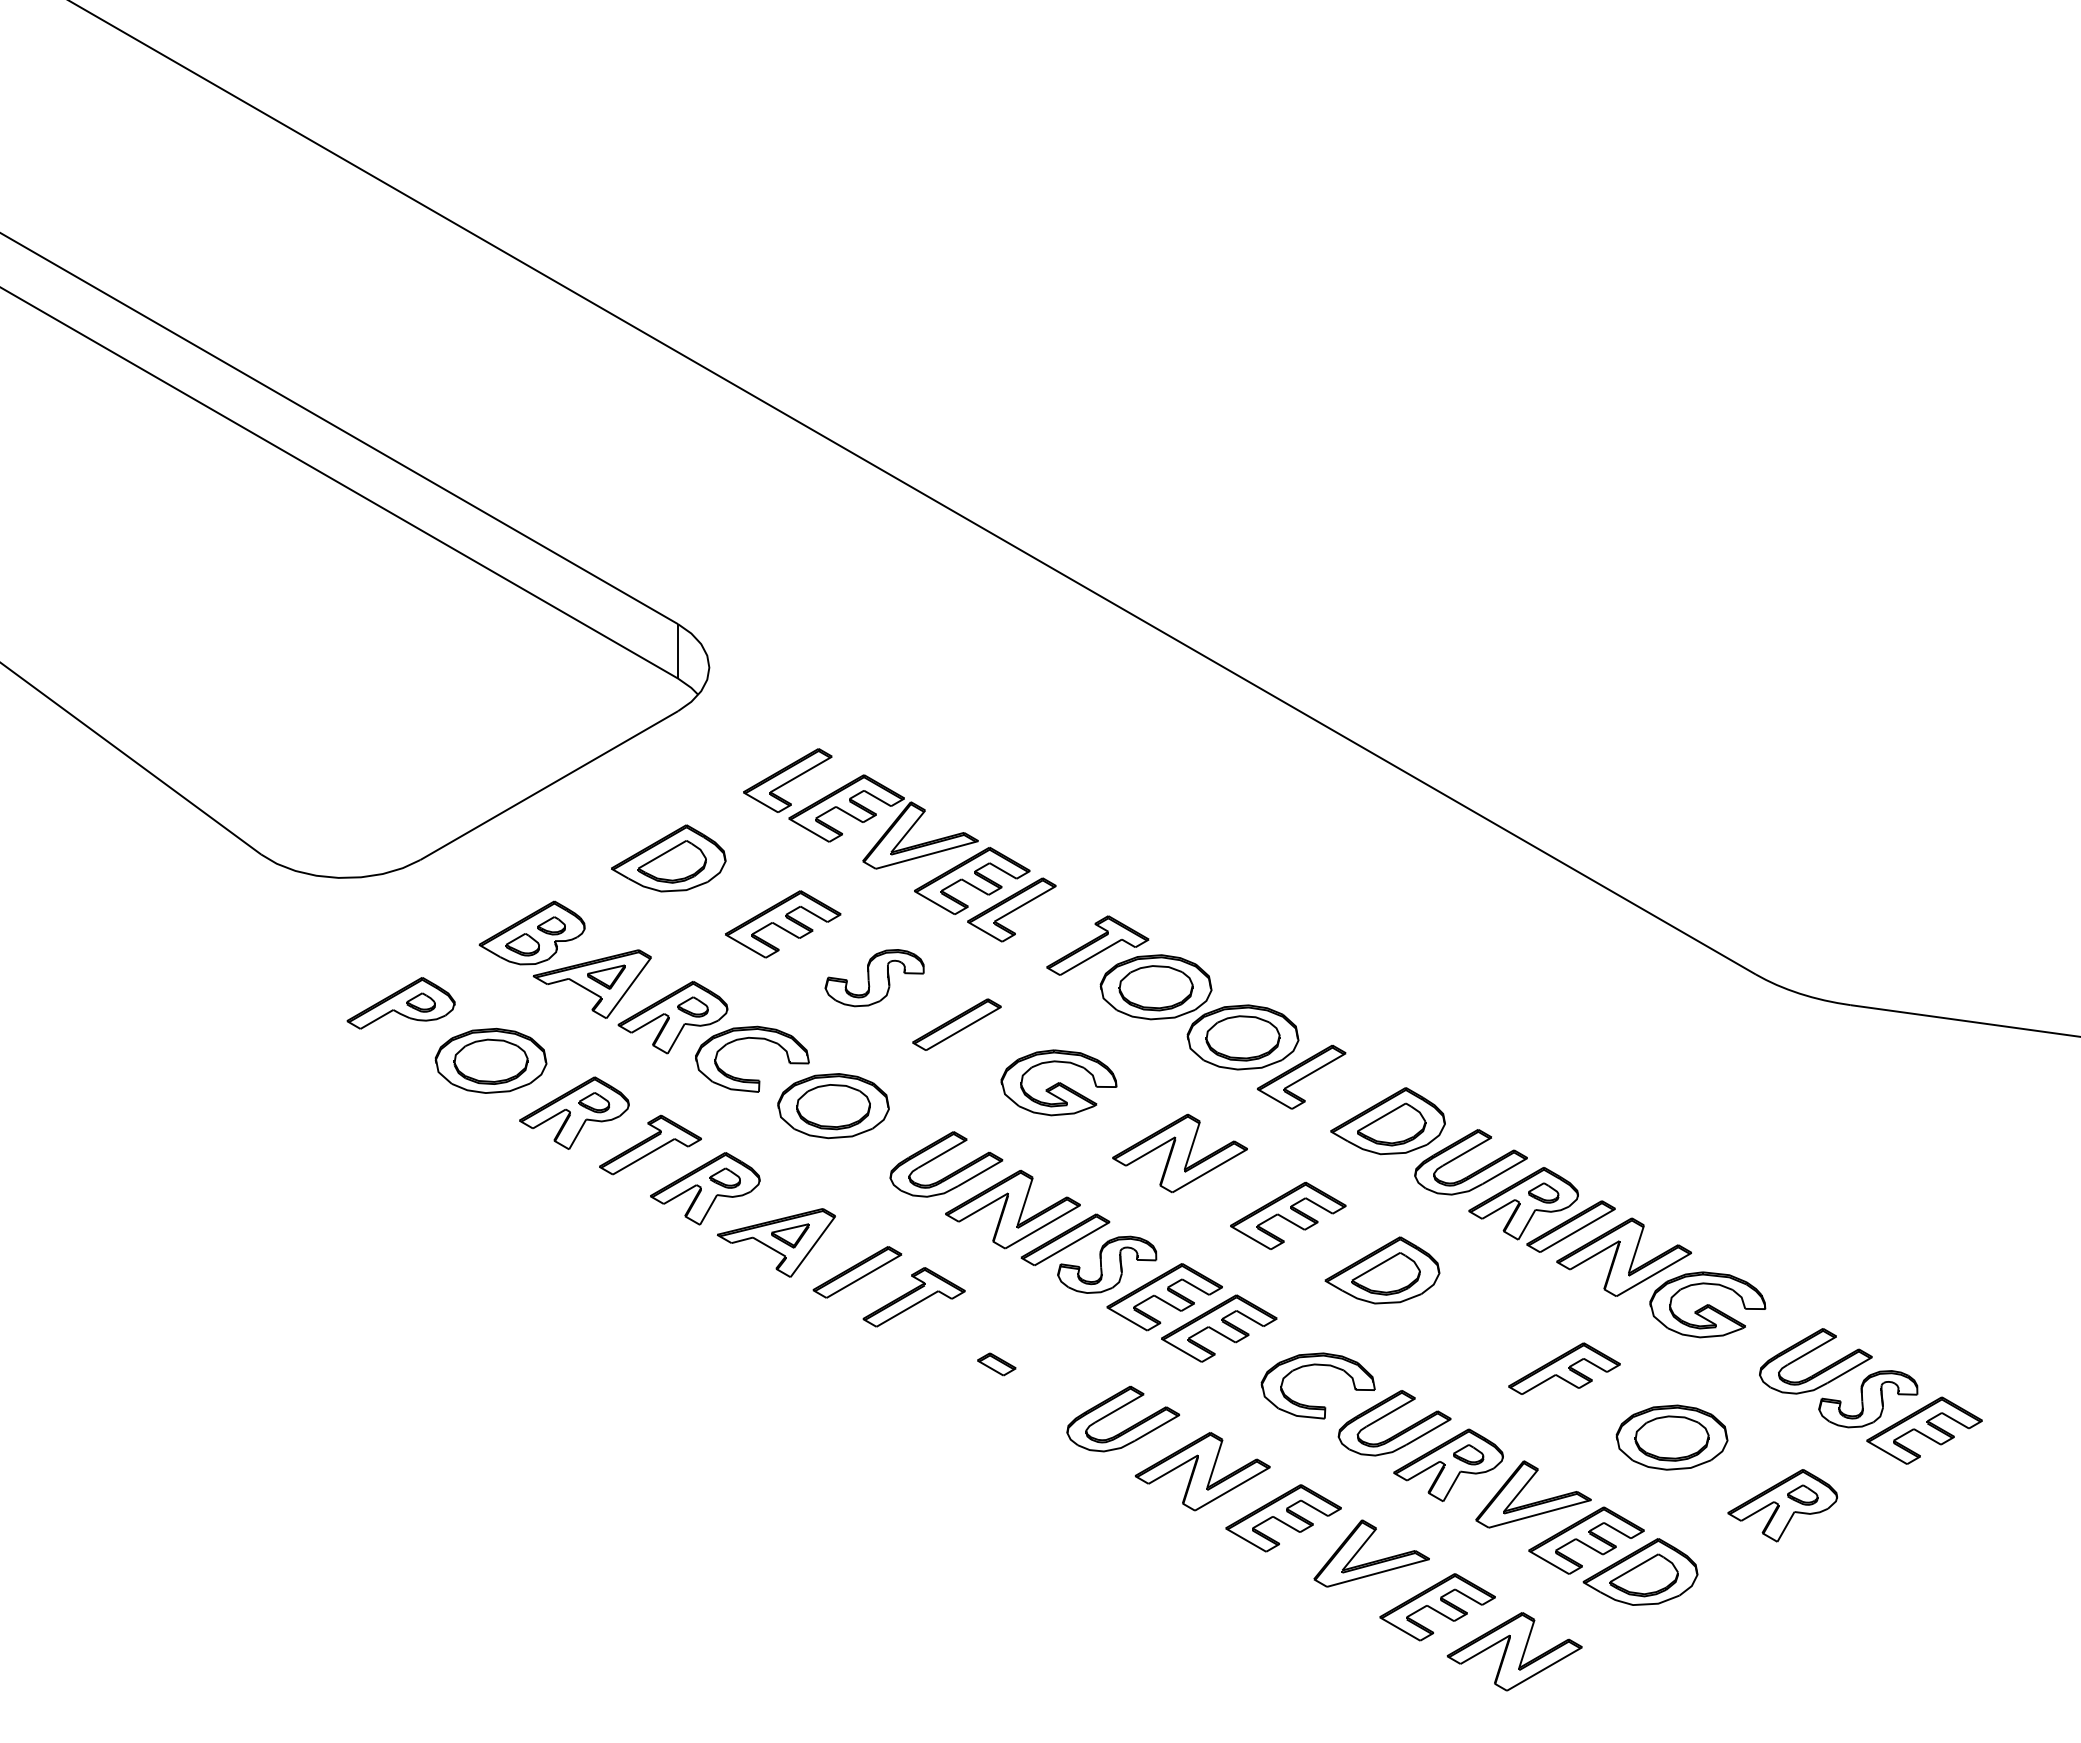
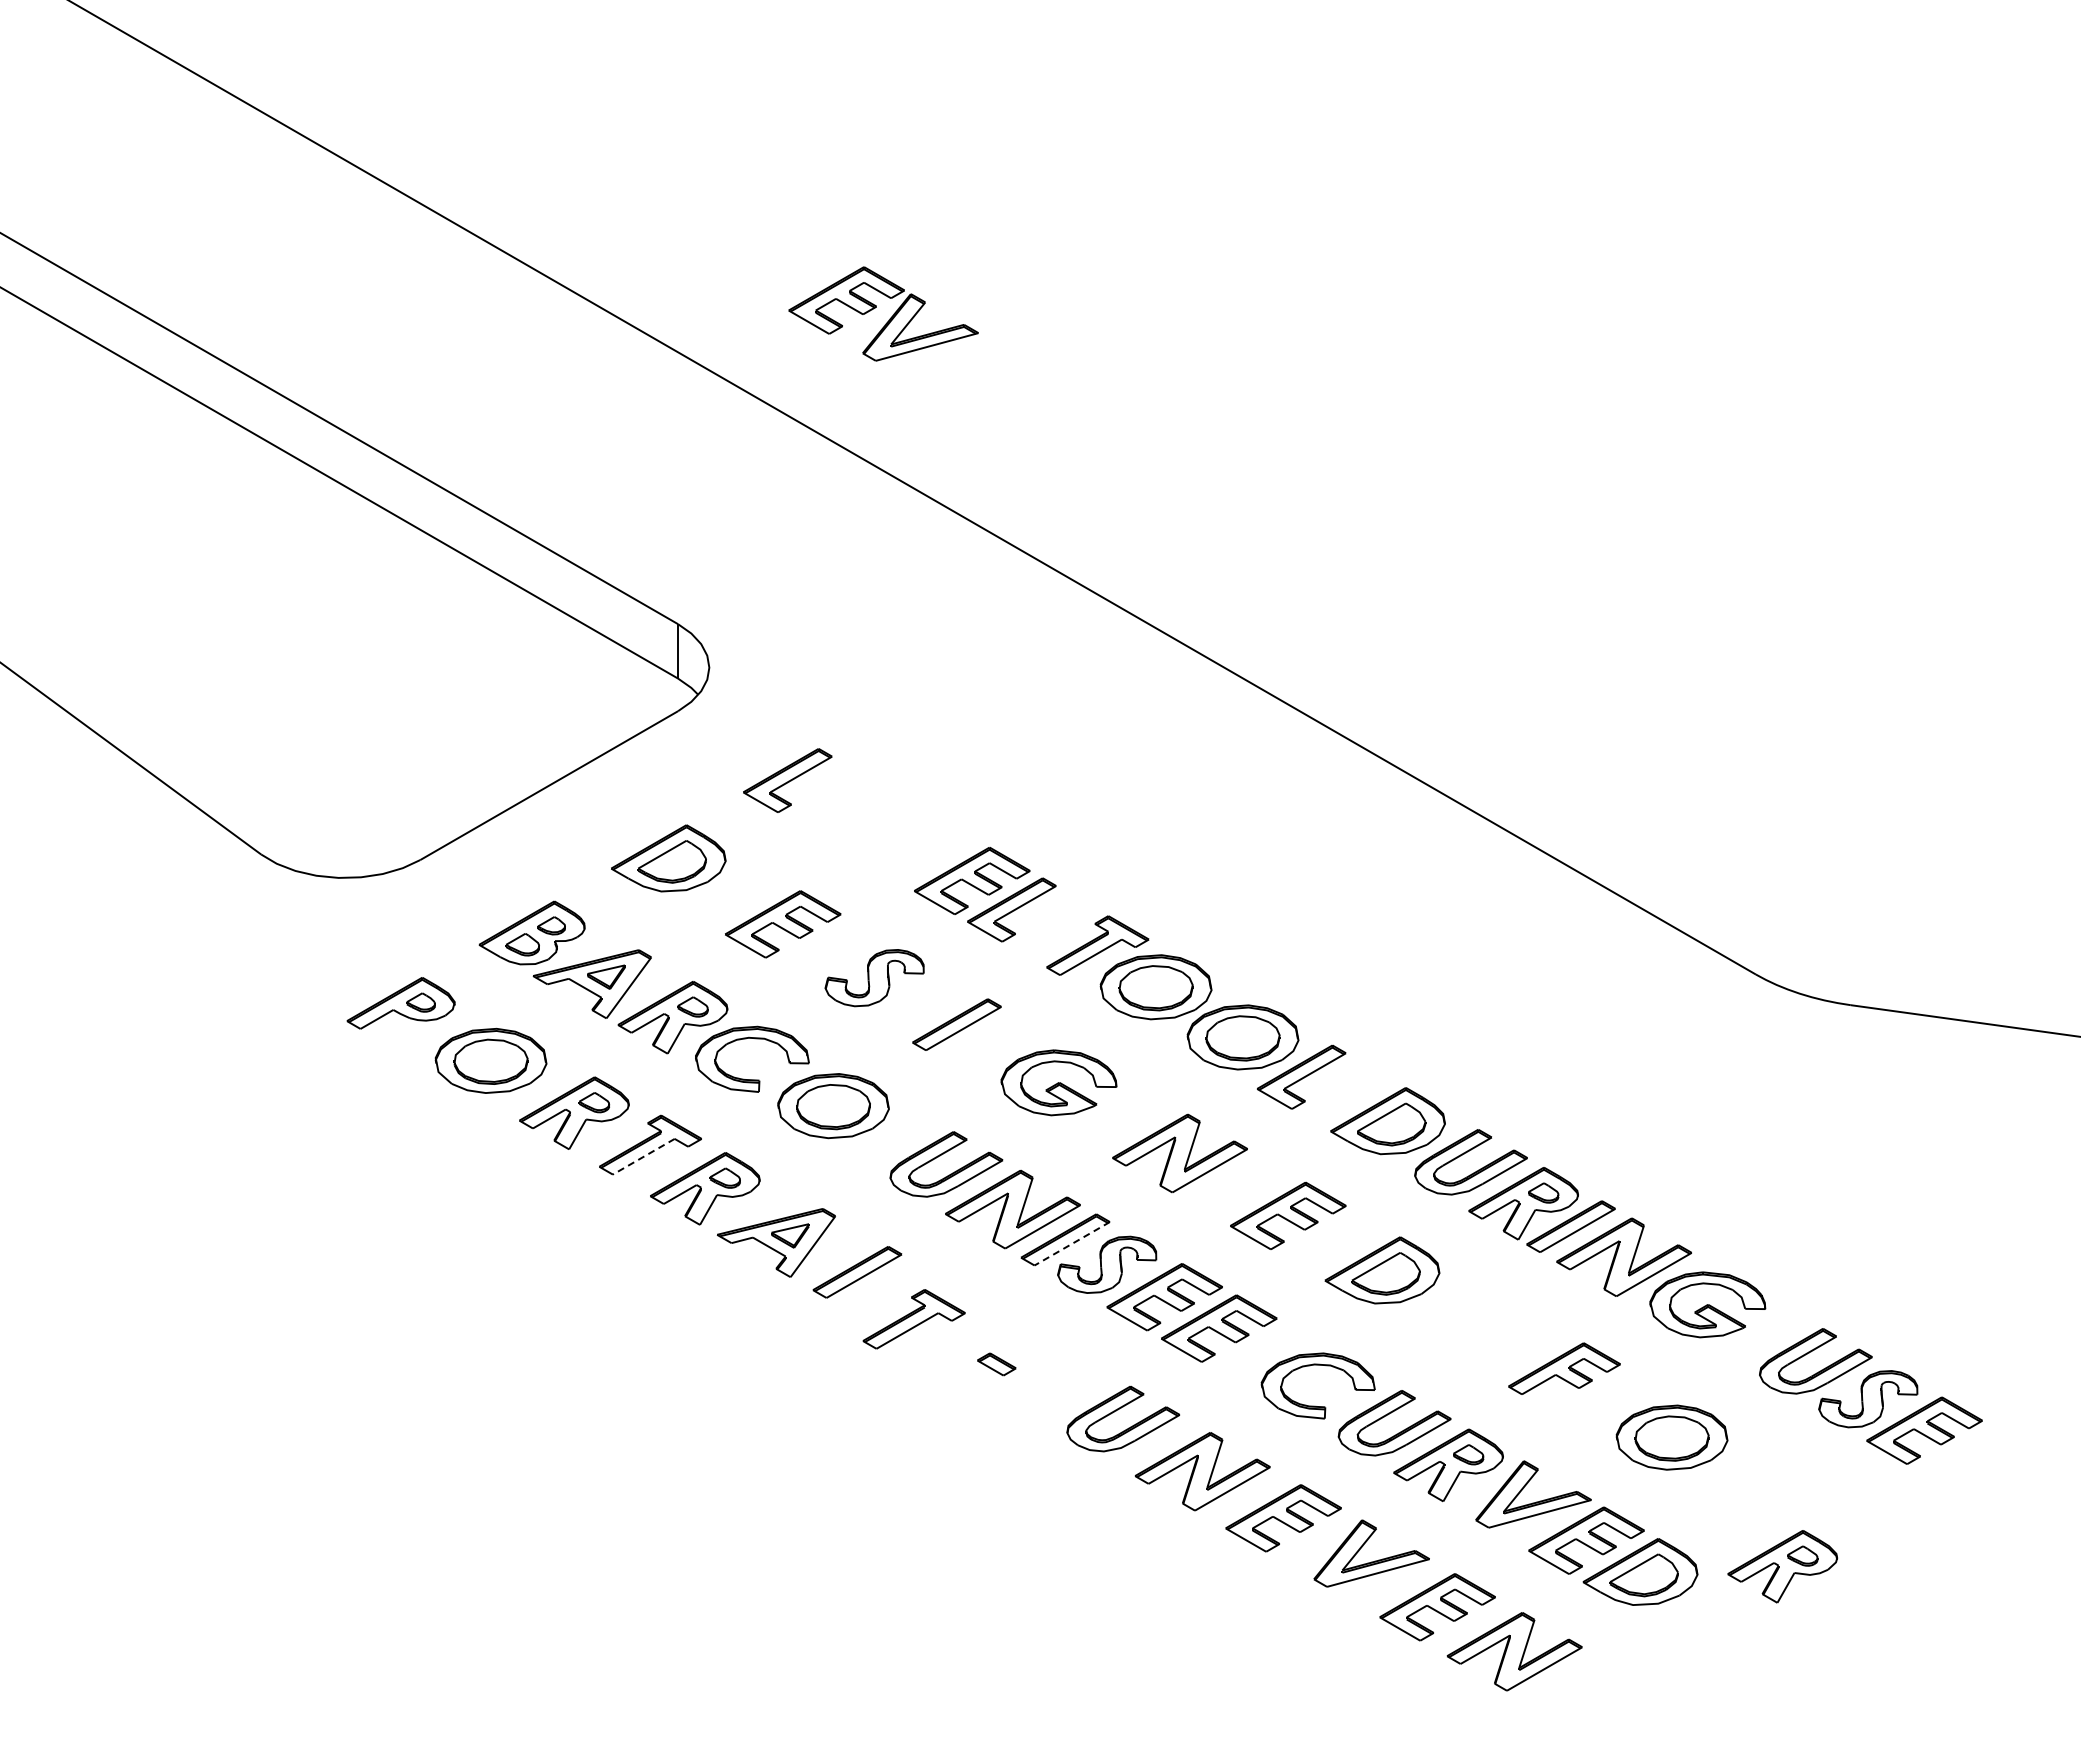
part position: (889, 826) -> (889, 318) (889, 318)
line: solid -> dashed (643, 1156)
line: solid -> dashed (1072, 1243)
part position: (913, 1297) -> (913, 1319) (913, 1319)
part position: (1782, 1505) -> (1782, 1566) (1782, 1566)
